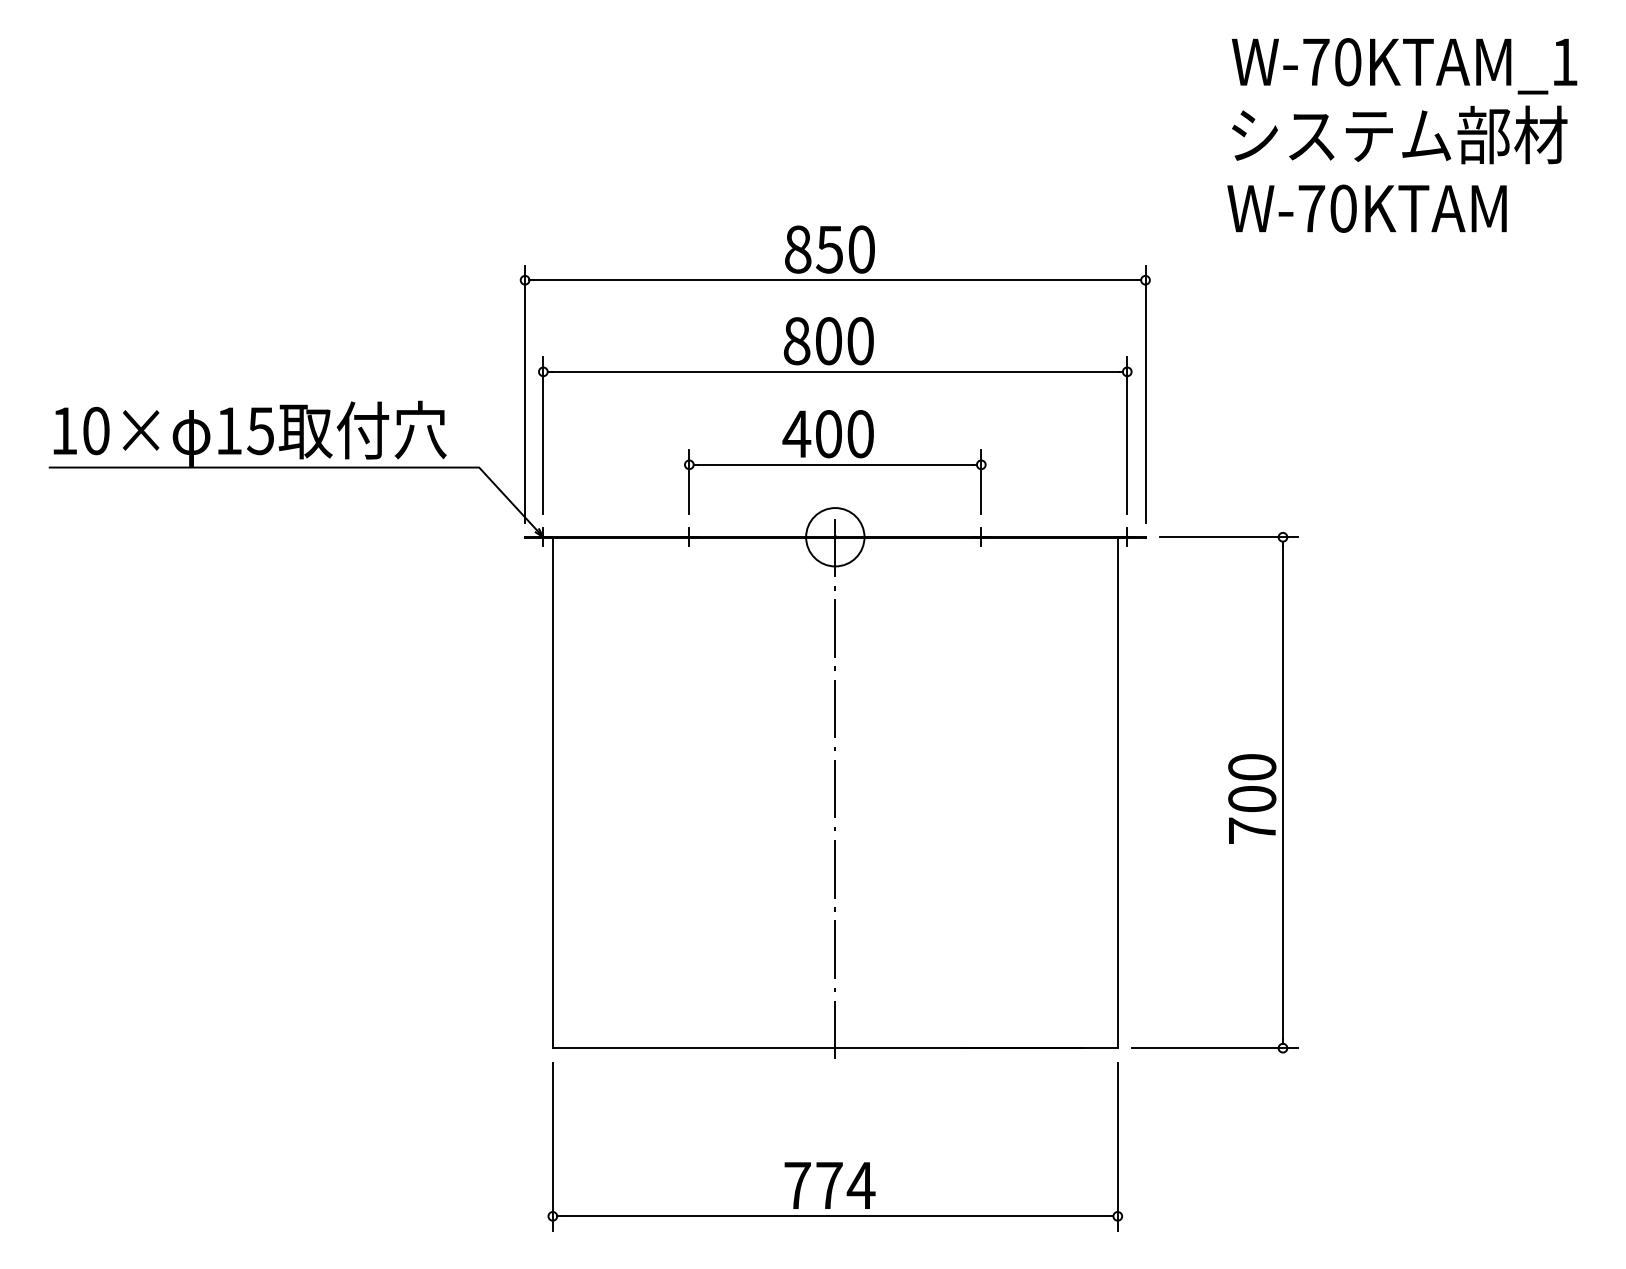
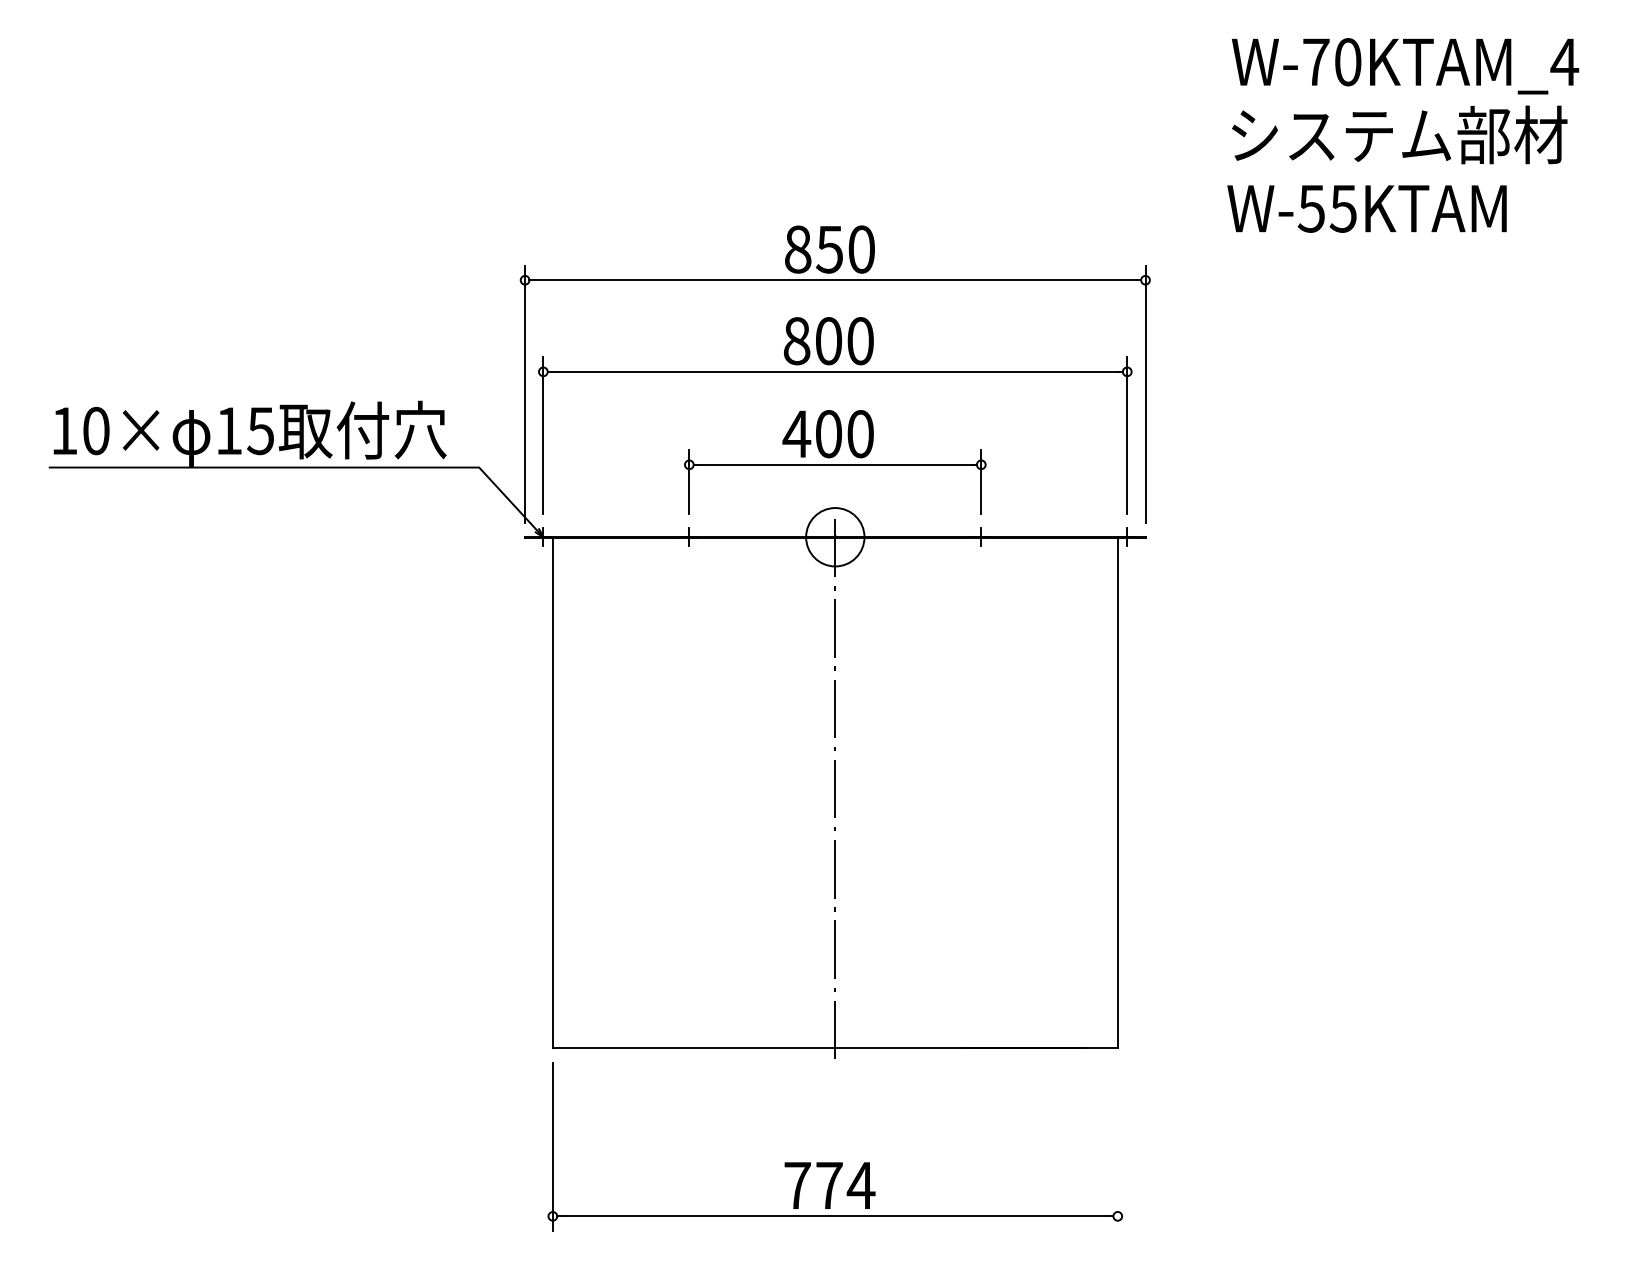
text: W-70KTAM_1 -> W-70KTAM_4 (1564, 61)
text: W-70KTAM -> W-55KTAM (1326, 208)
part: present -> none (1228, 795)
line: present -> none (1117, 1146)
